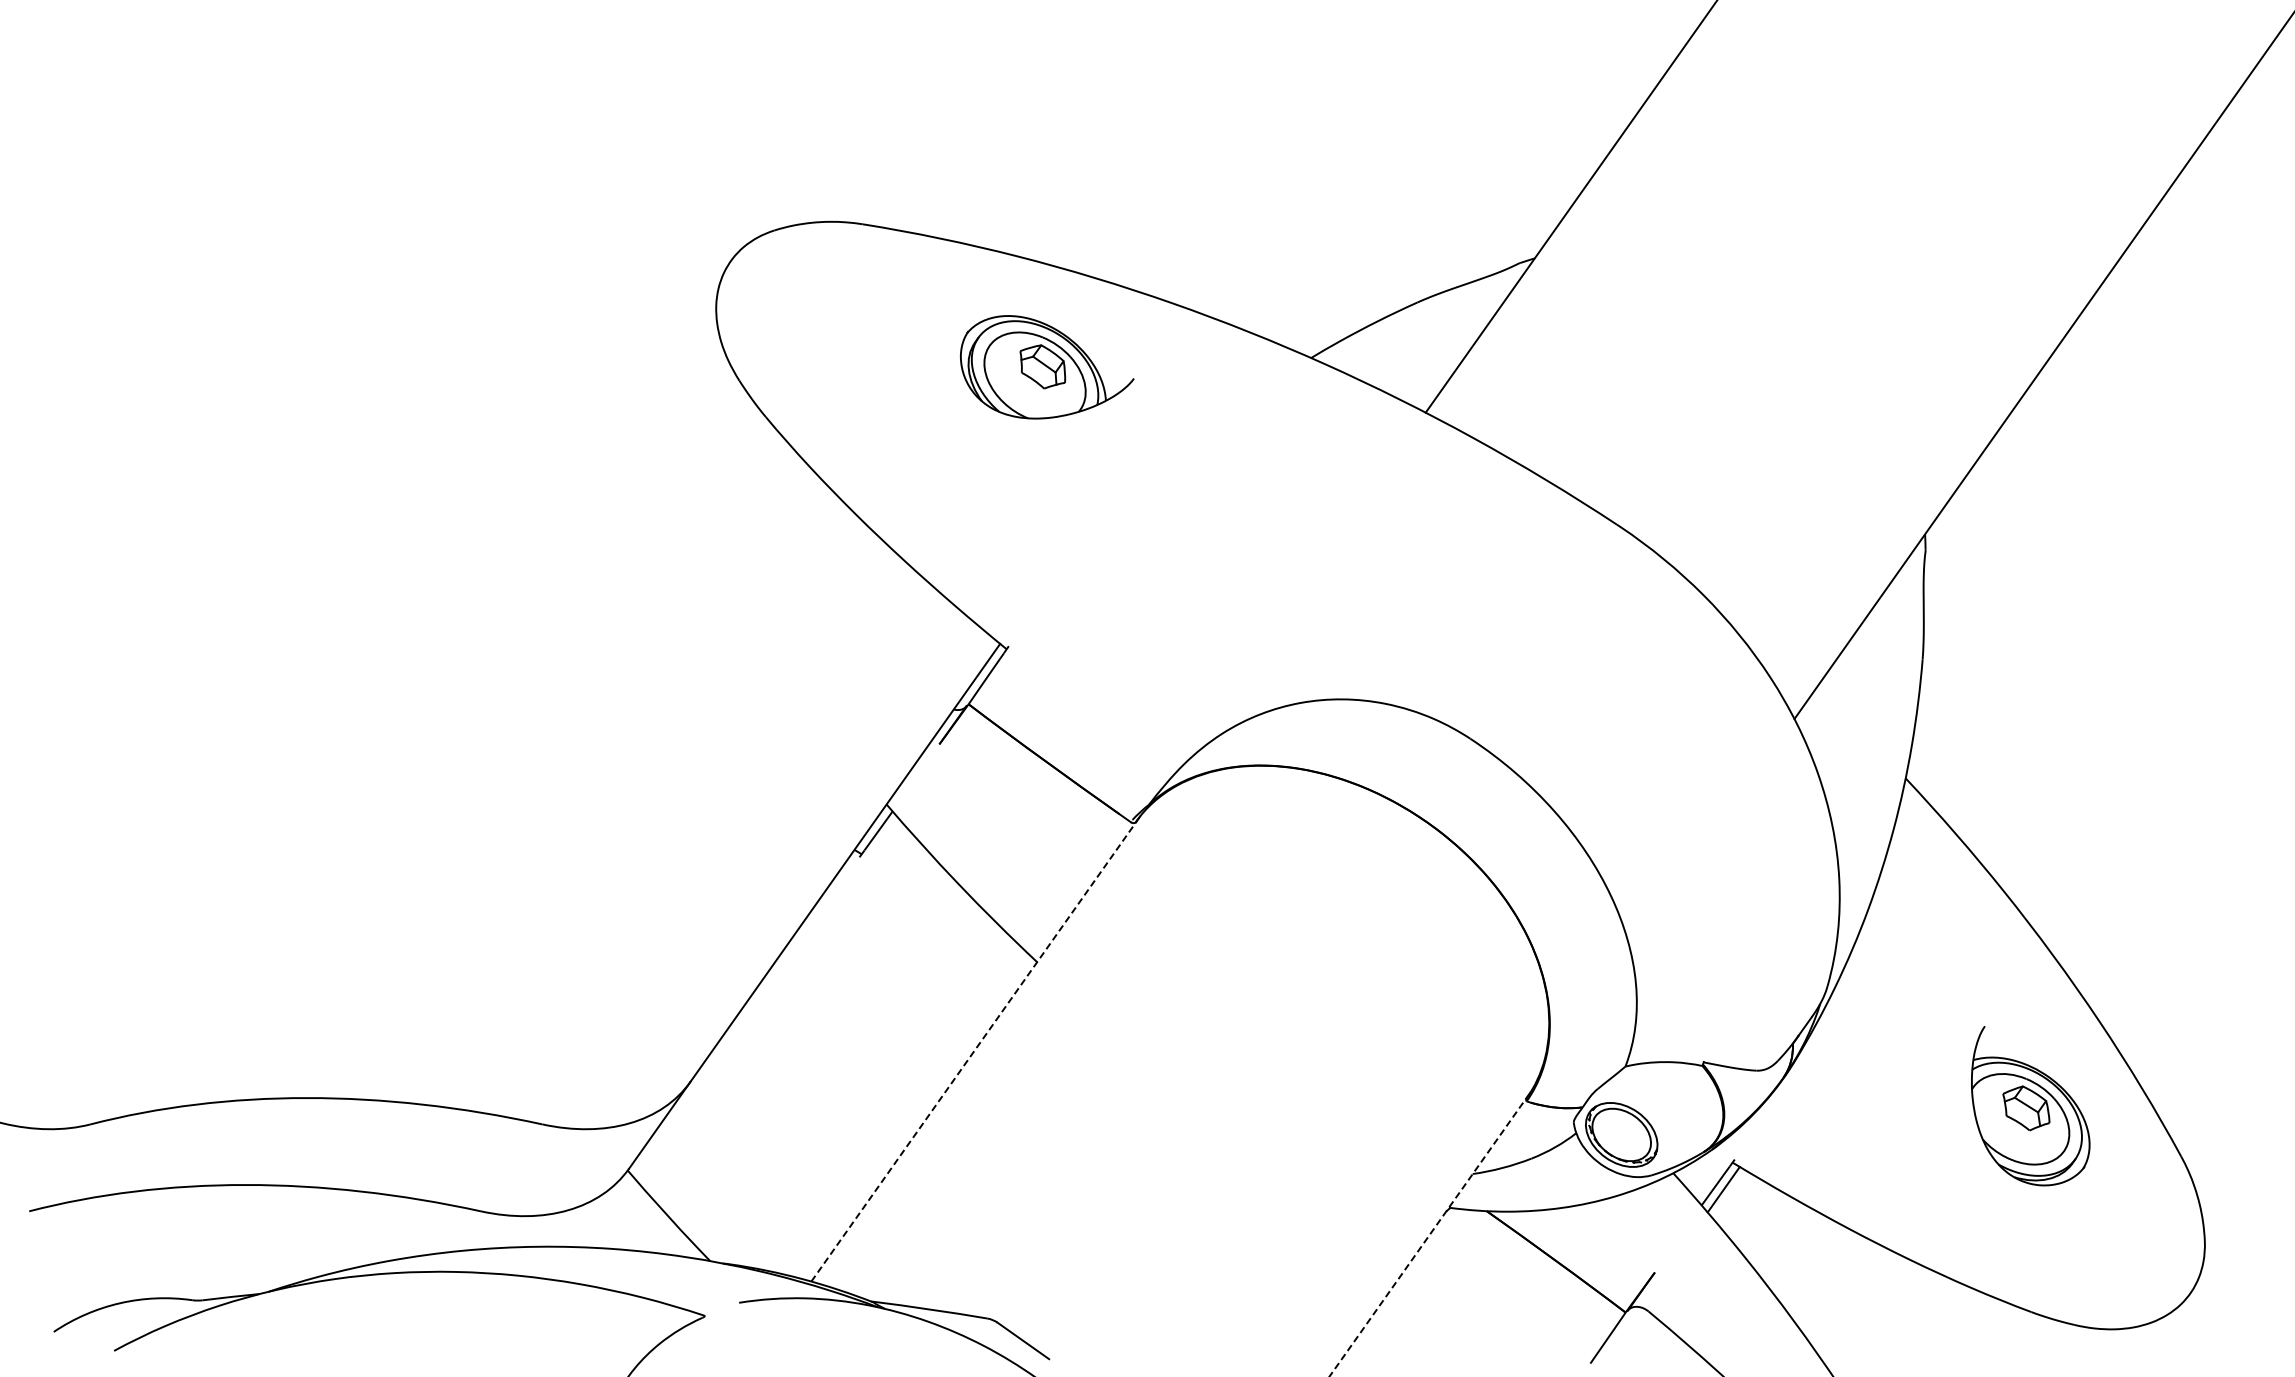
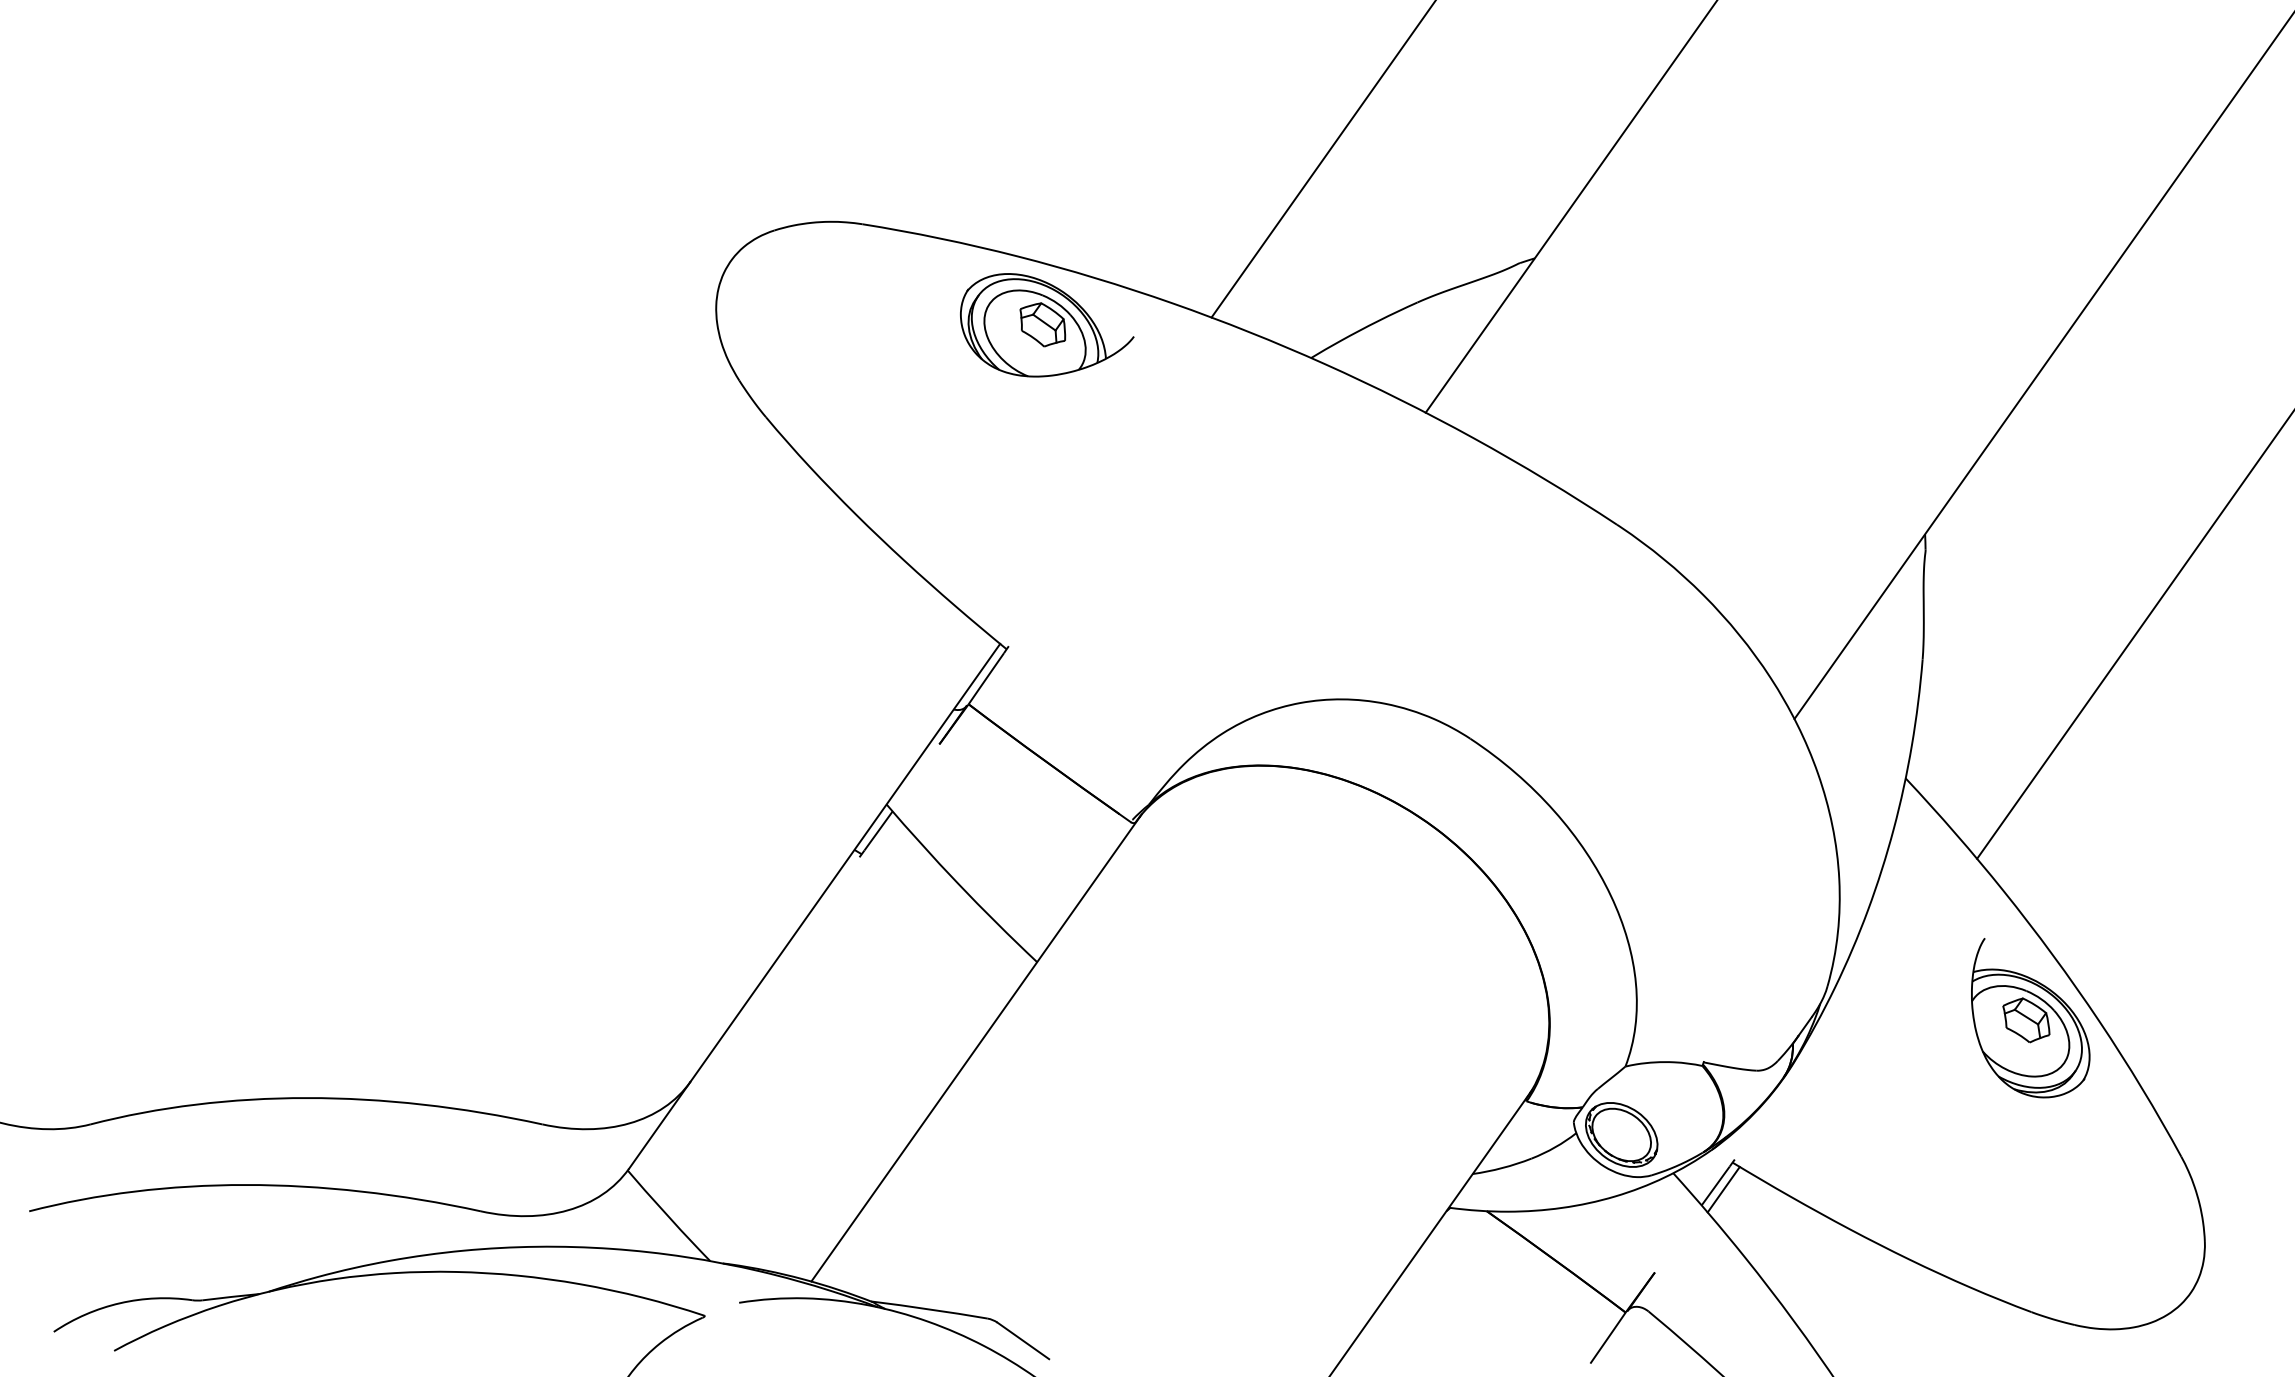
line: none -> present (1322, 159)
part position: (1047, 367) -> (1047, 325) (1047, 325)
line: none -> present (2134, 635)
line: dashed -> solid (976, 1048)
part position: (2030, 1106) -> (2030, 1018) (2030, 1018)
line: dashed -> solid (1430, 1233)
